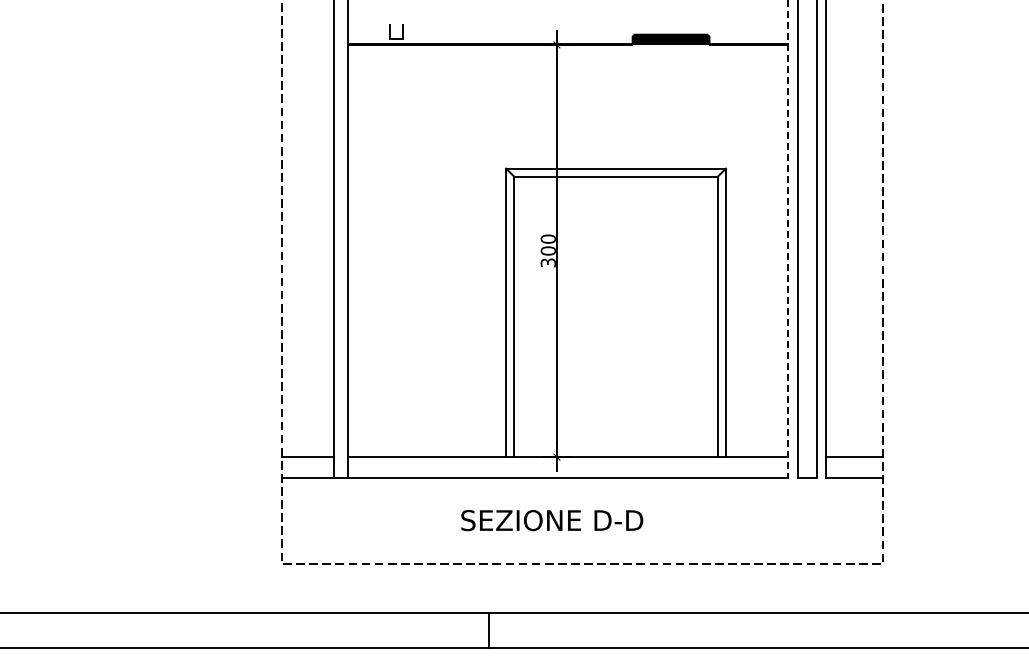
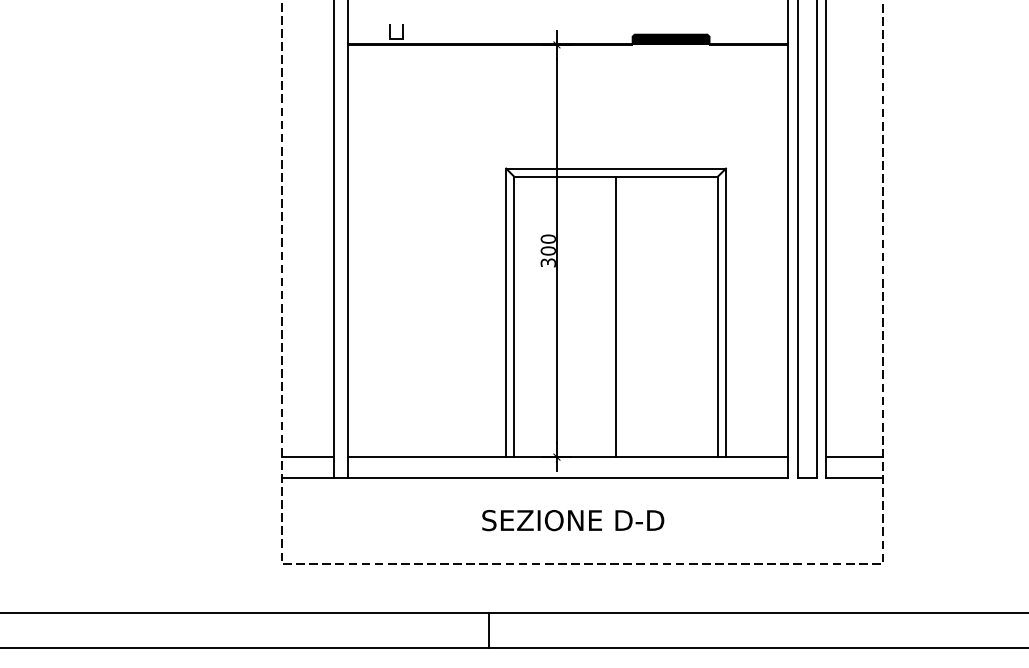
line: dashed -> solid (787, 239)
line: none -> present (616, 316)
text position: (552, 520) -> (573, 520) (573, 520)
